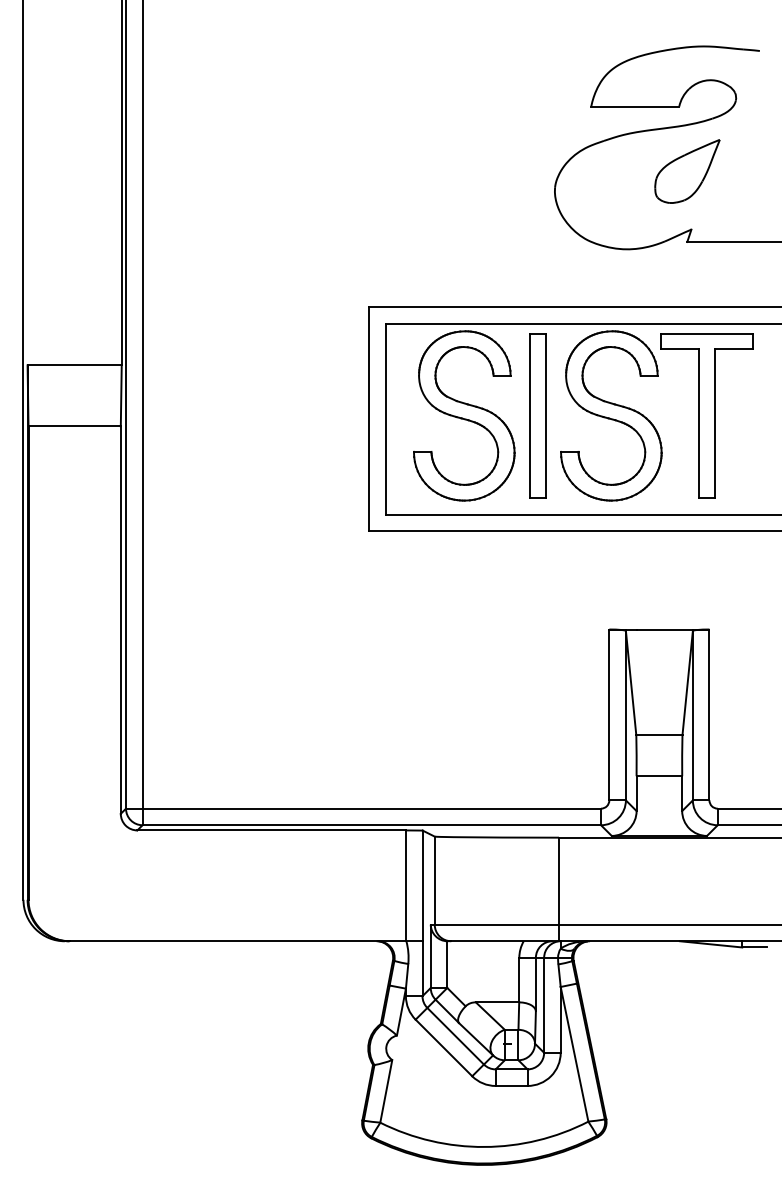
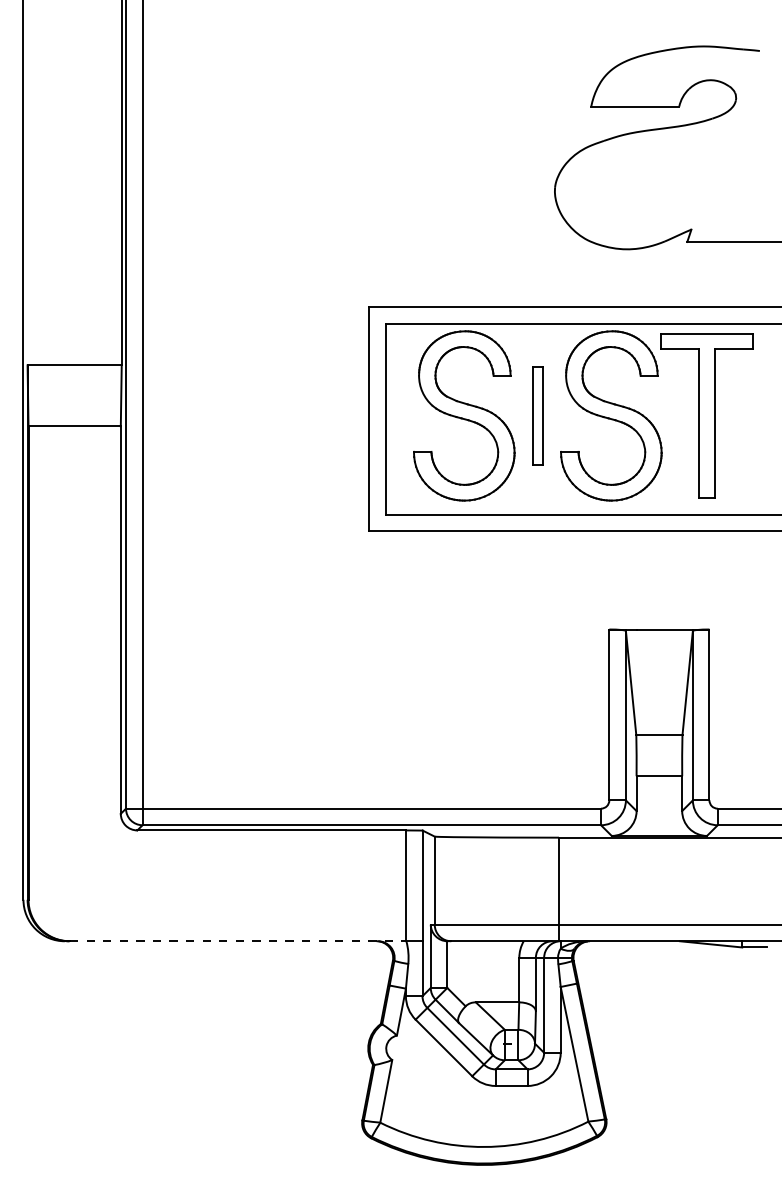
part: present -> none (687, 171)
part size: 18x166 px -> 12x100 px (537, 415)
line: solid -> dashed (238, 941)
